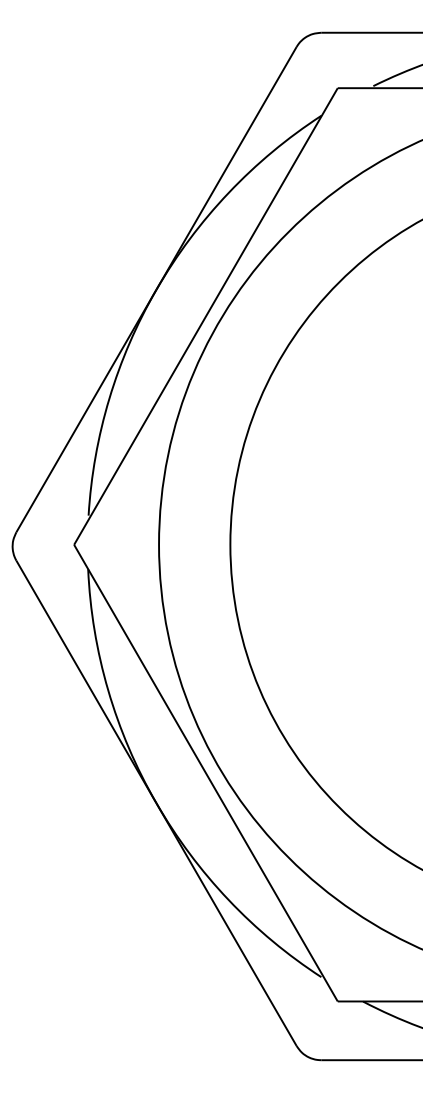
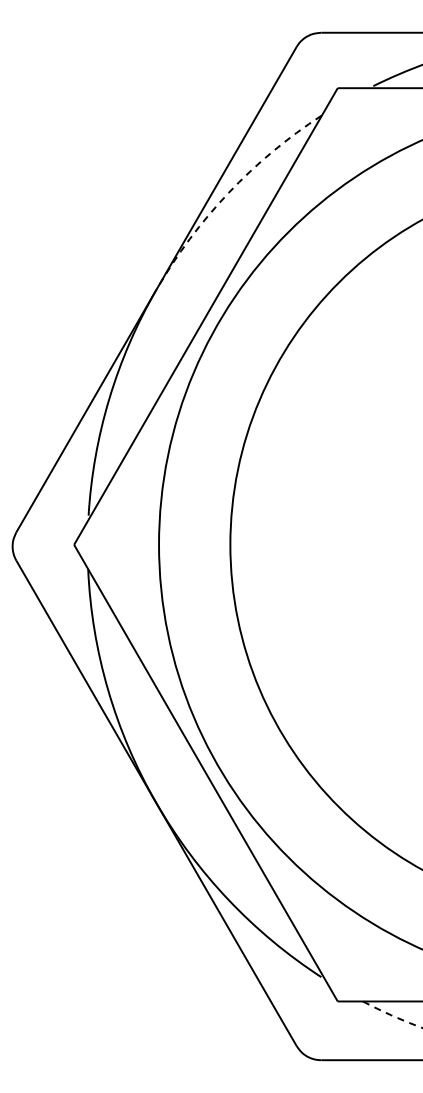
arc: solid -> dashed (228, 192)
arc: solid -> dashed (391, 1015)
